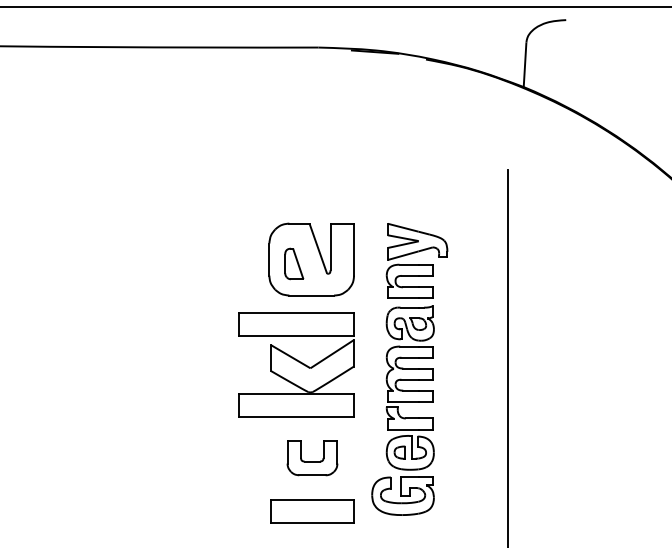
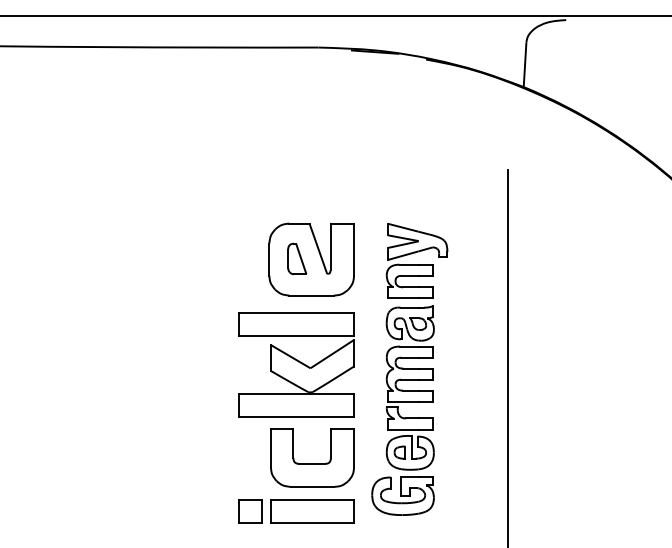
line position: (335, 7) -> (335, 16) (335, 16)
part position: (294, 263) -> (297, 258) (297, 258)
part size: 53x37 px -> 85x60 px (312, 457)
part: none -> present (250, 511)
